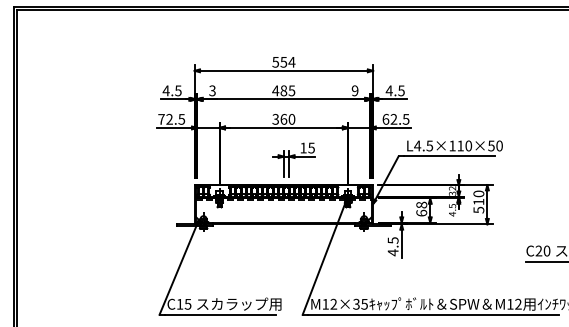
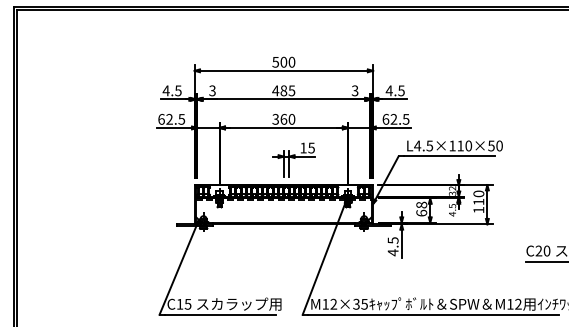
text: 554 -> 500 (287, 61)
text: 9 -> 3 (354, 90)
text: 72.5 -> 62.5 (161, 118)
text: 510 -> 110 (478, 209)
